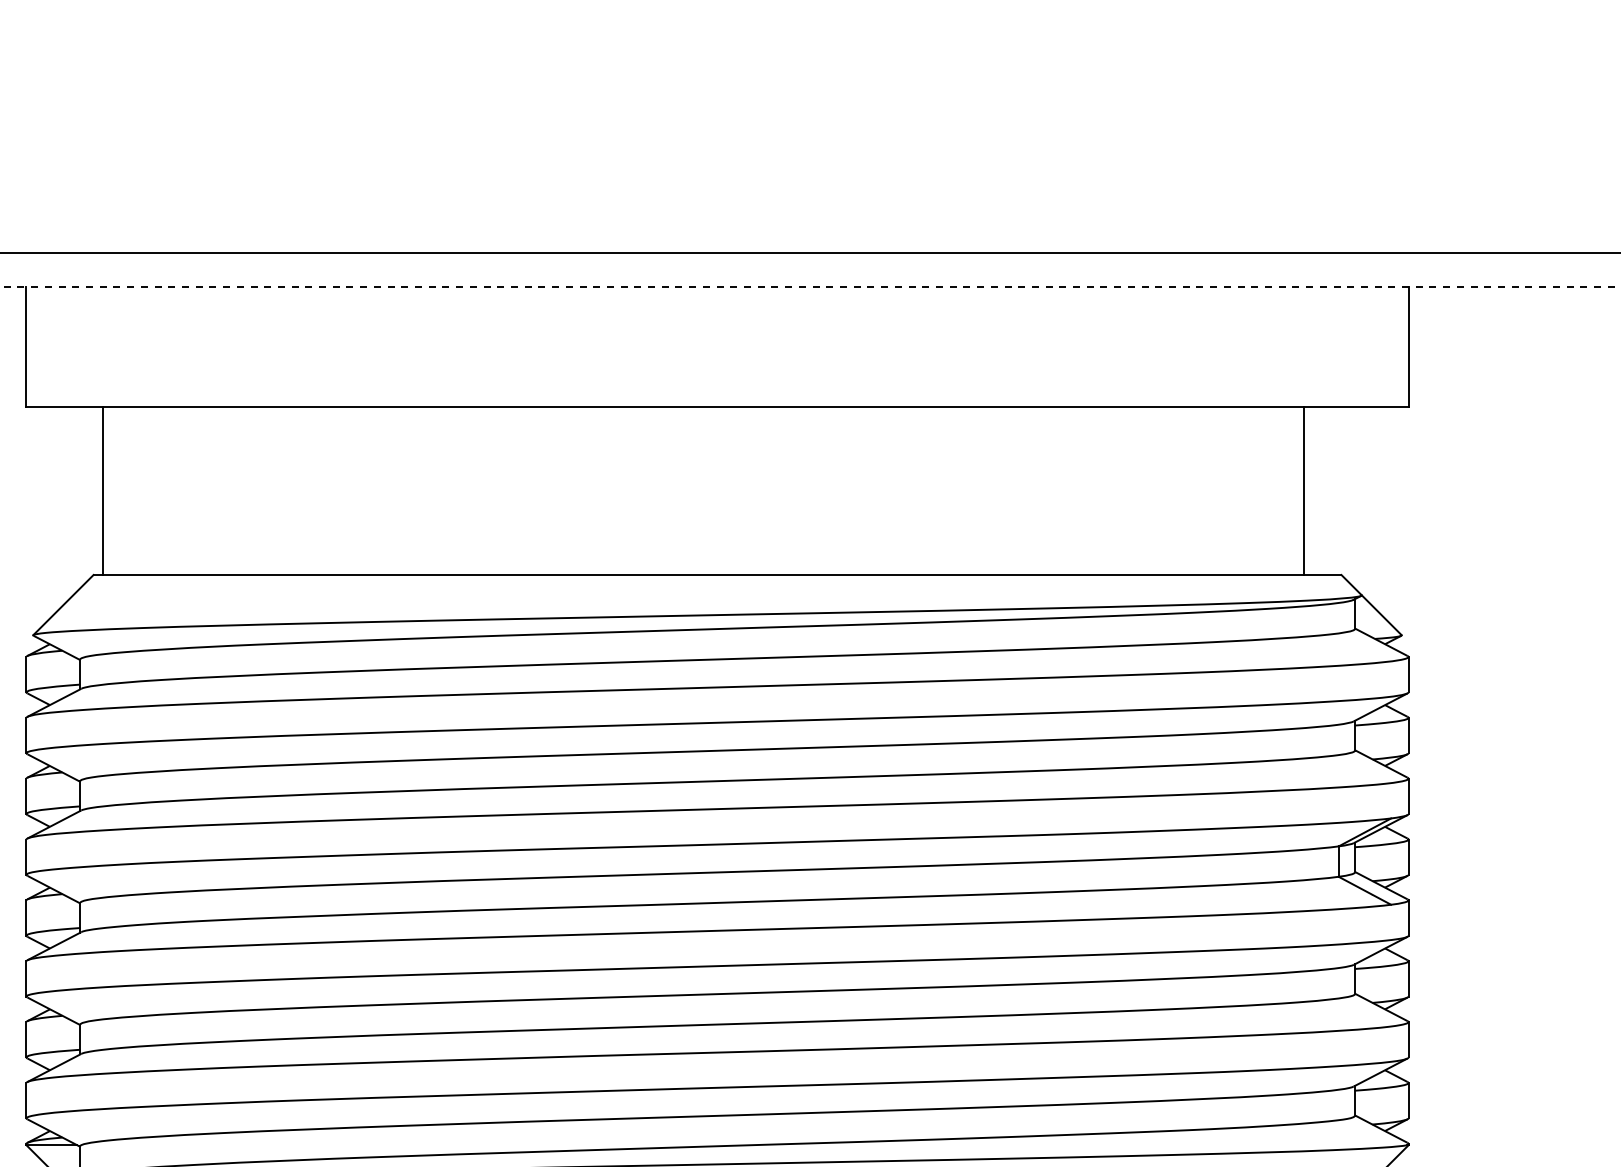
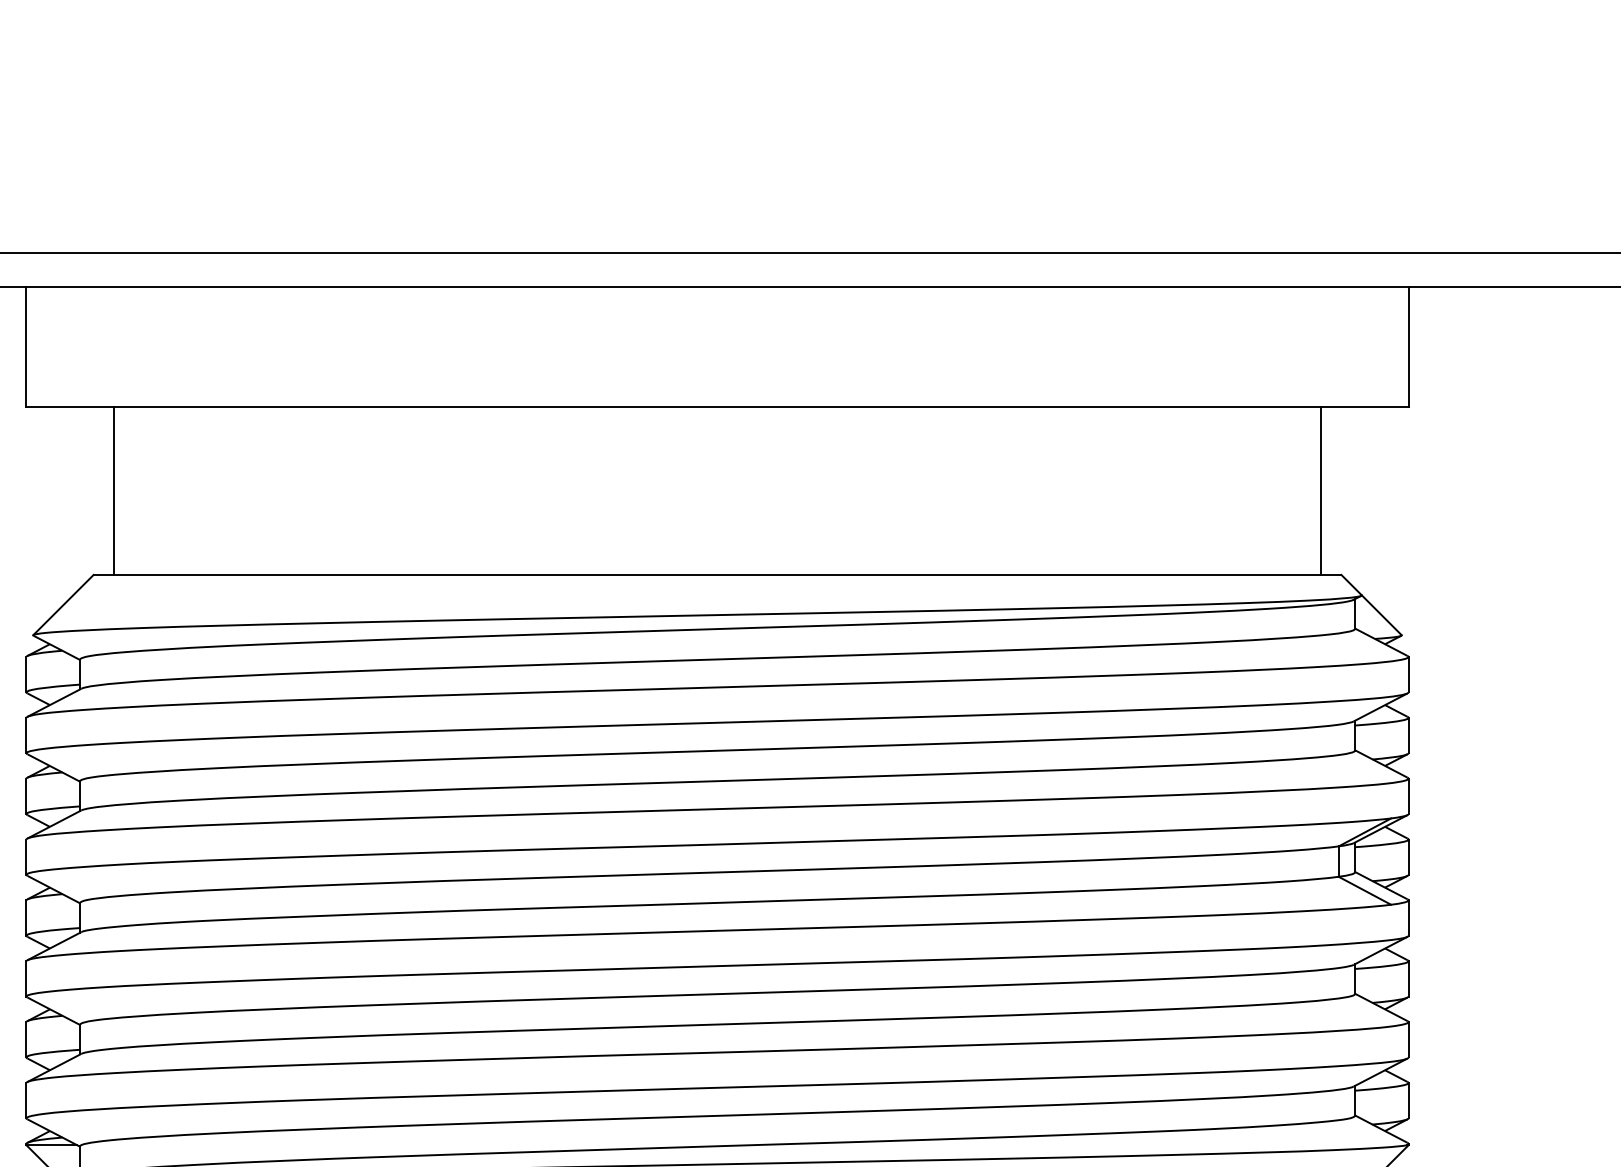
line: dashed -> solid (810, 286)
line position: (102, 491) -> (113, 491) (113, 491)
line position: (1304, 491) -> (1321, 491) (1321, 491)
